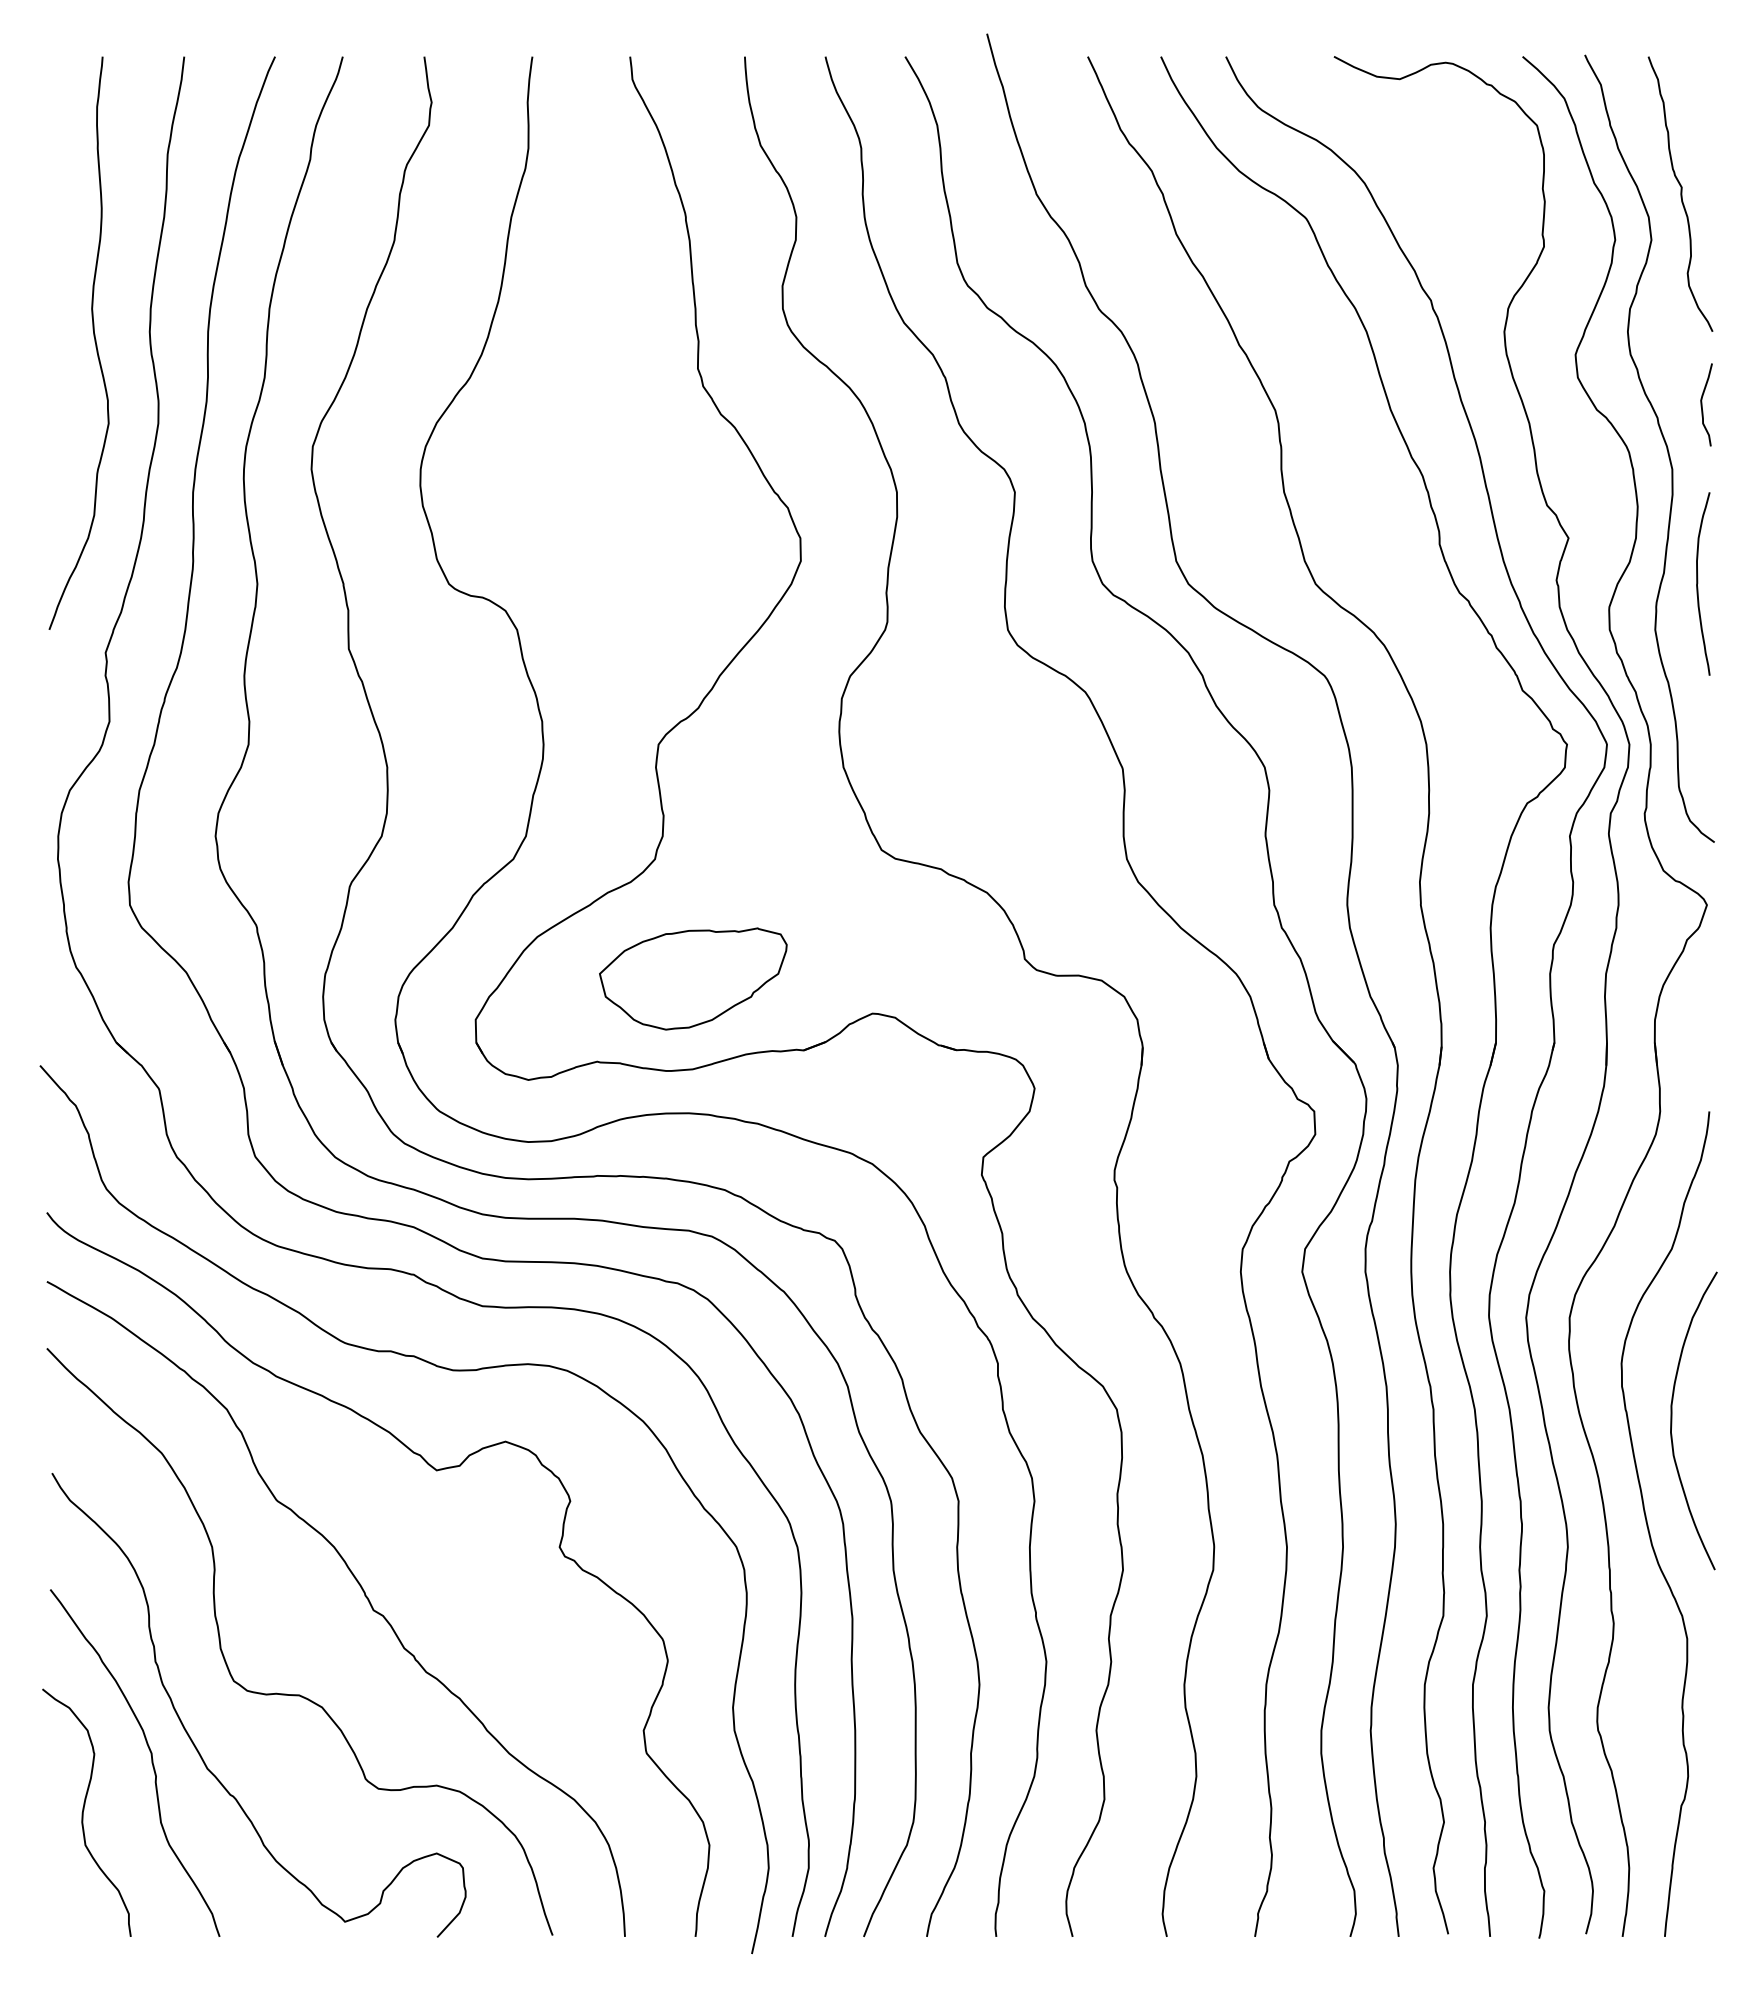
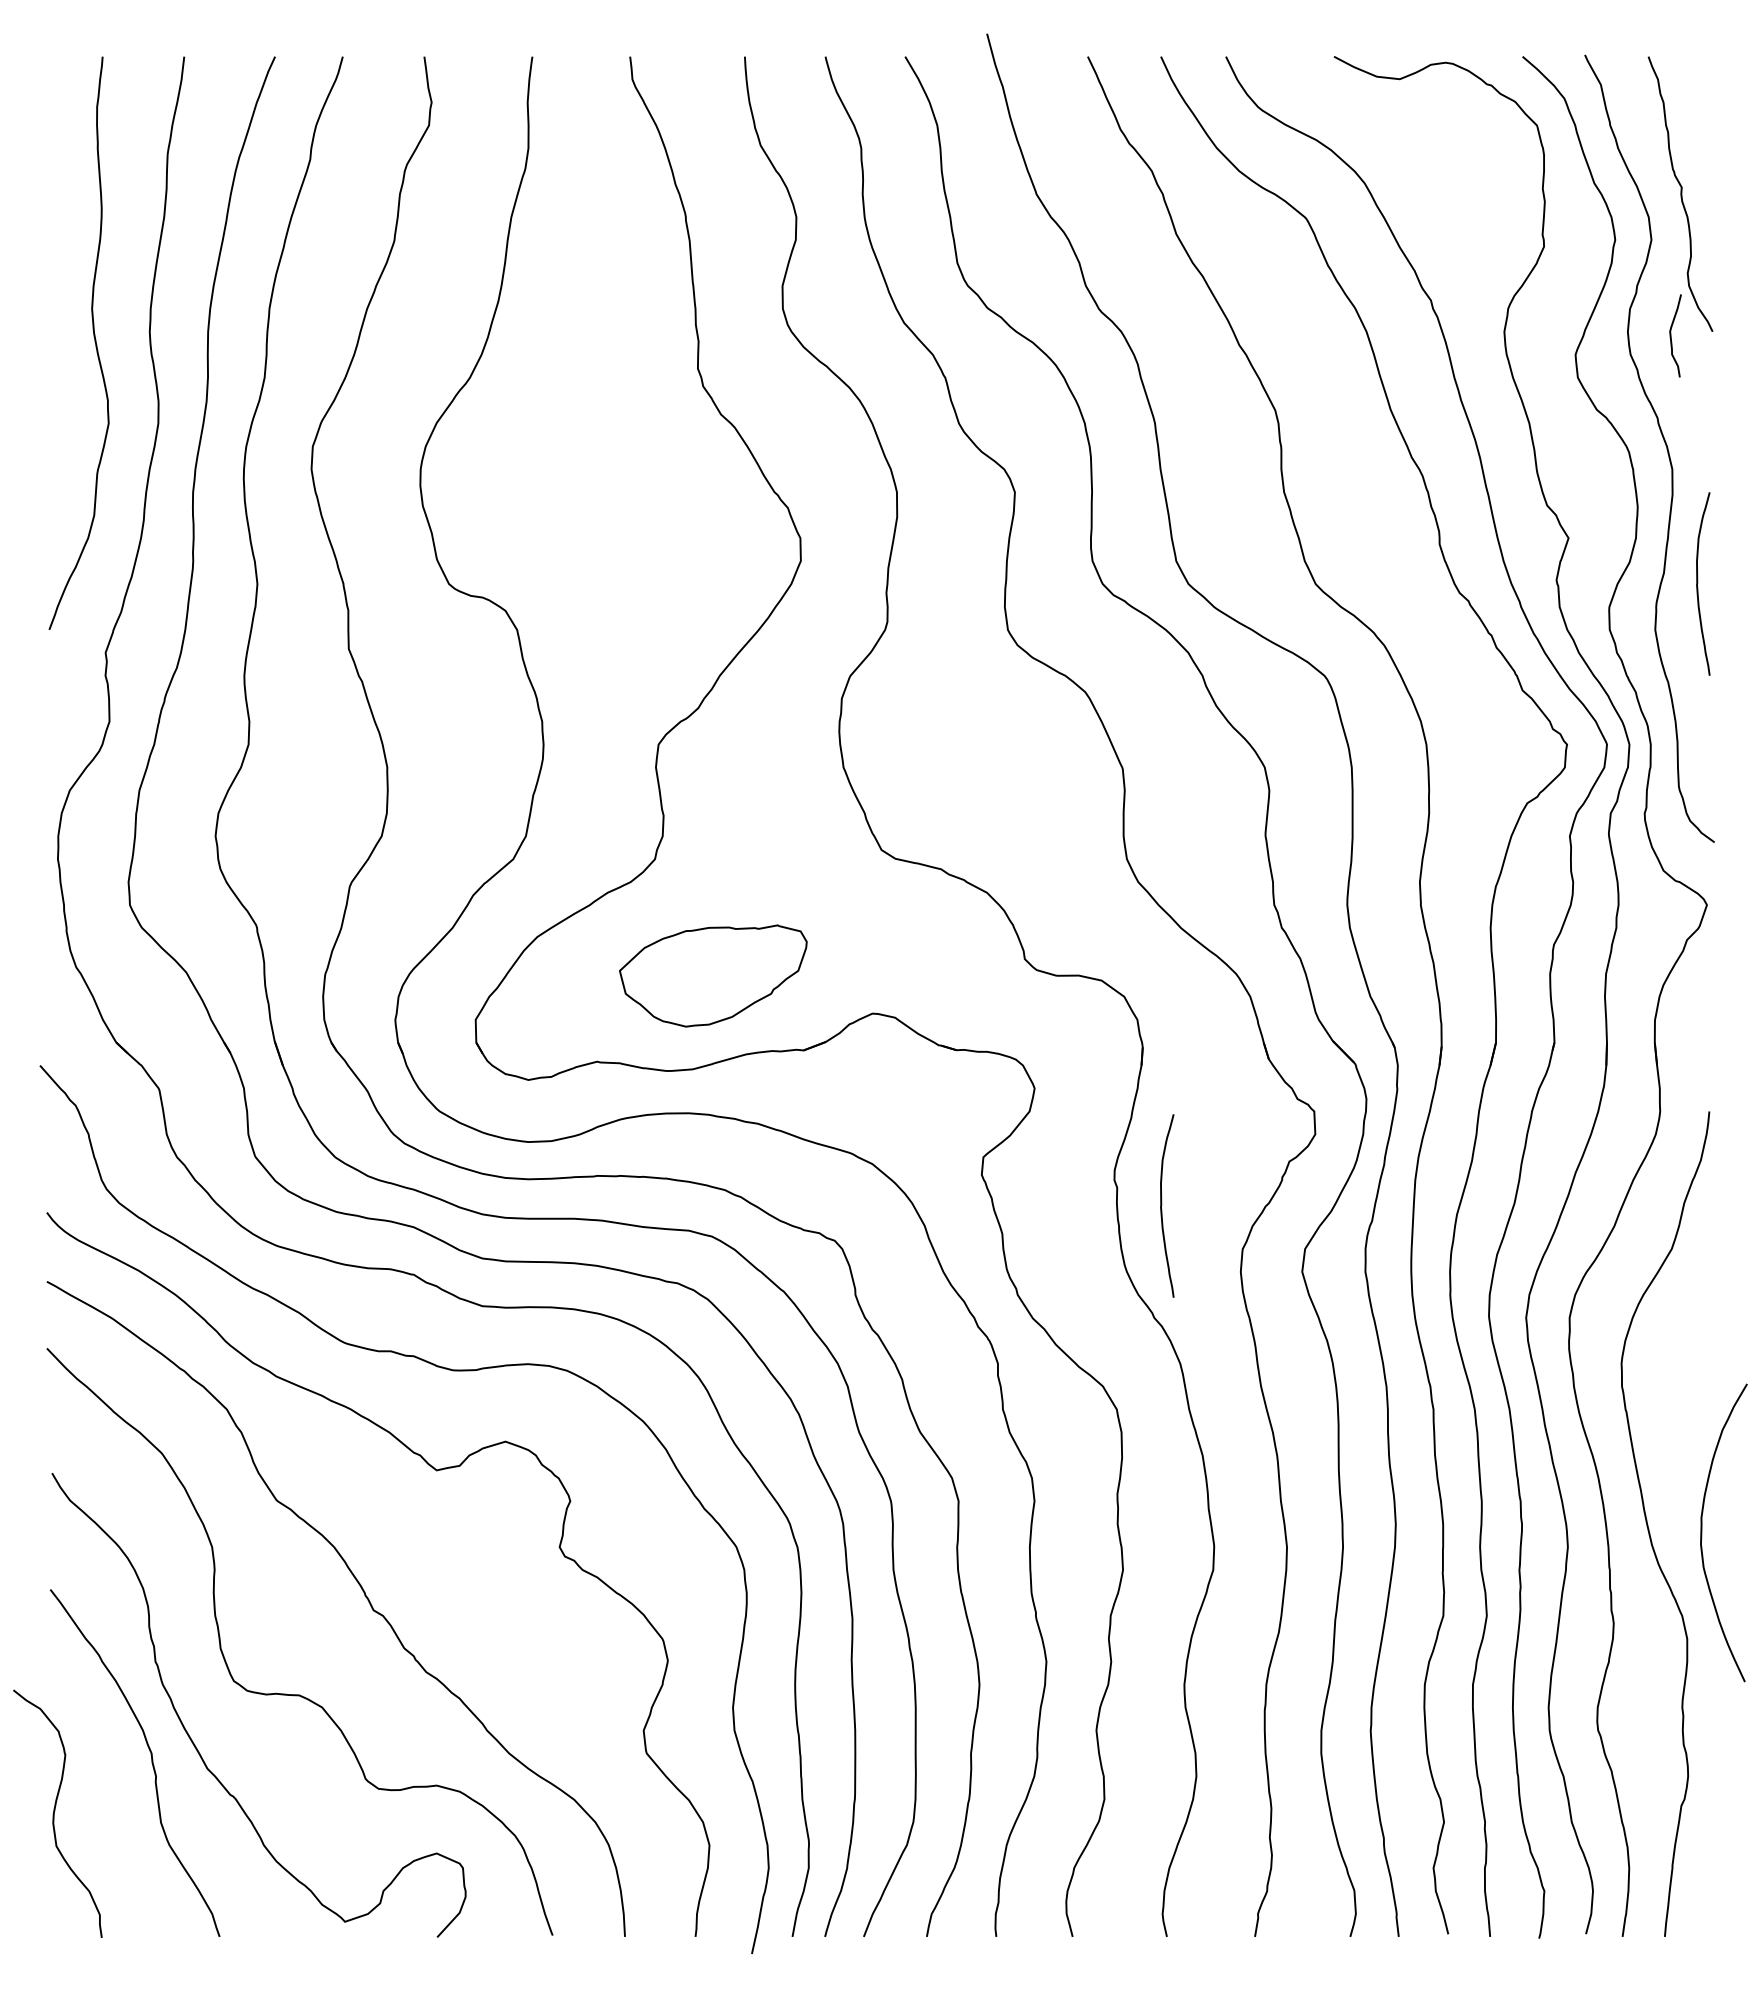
curve position: (1702, 404) -> (1671, 335) (1671, 335)
part position: (693, 978) -> (713, 975) (713, 975)
curve: none -> present (1162, 1205)
curve position: (1672, 1420) -> (1702, 1532) (1702, 1532)
curve position: (84, 1810) -> (55, 1811) (55, 1811)
